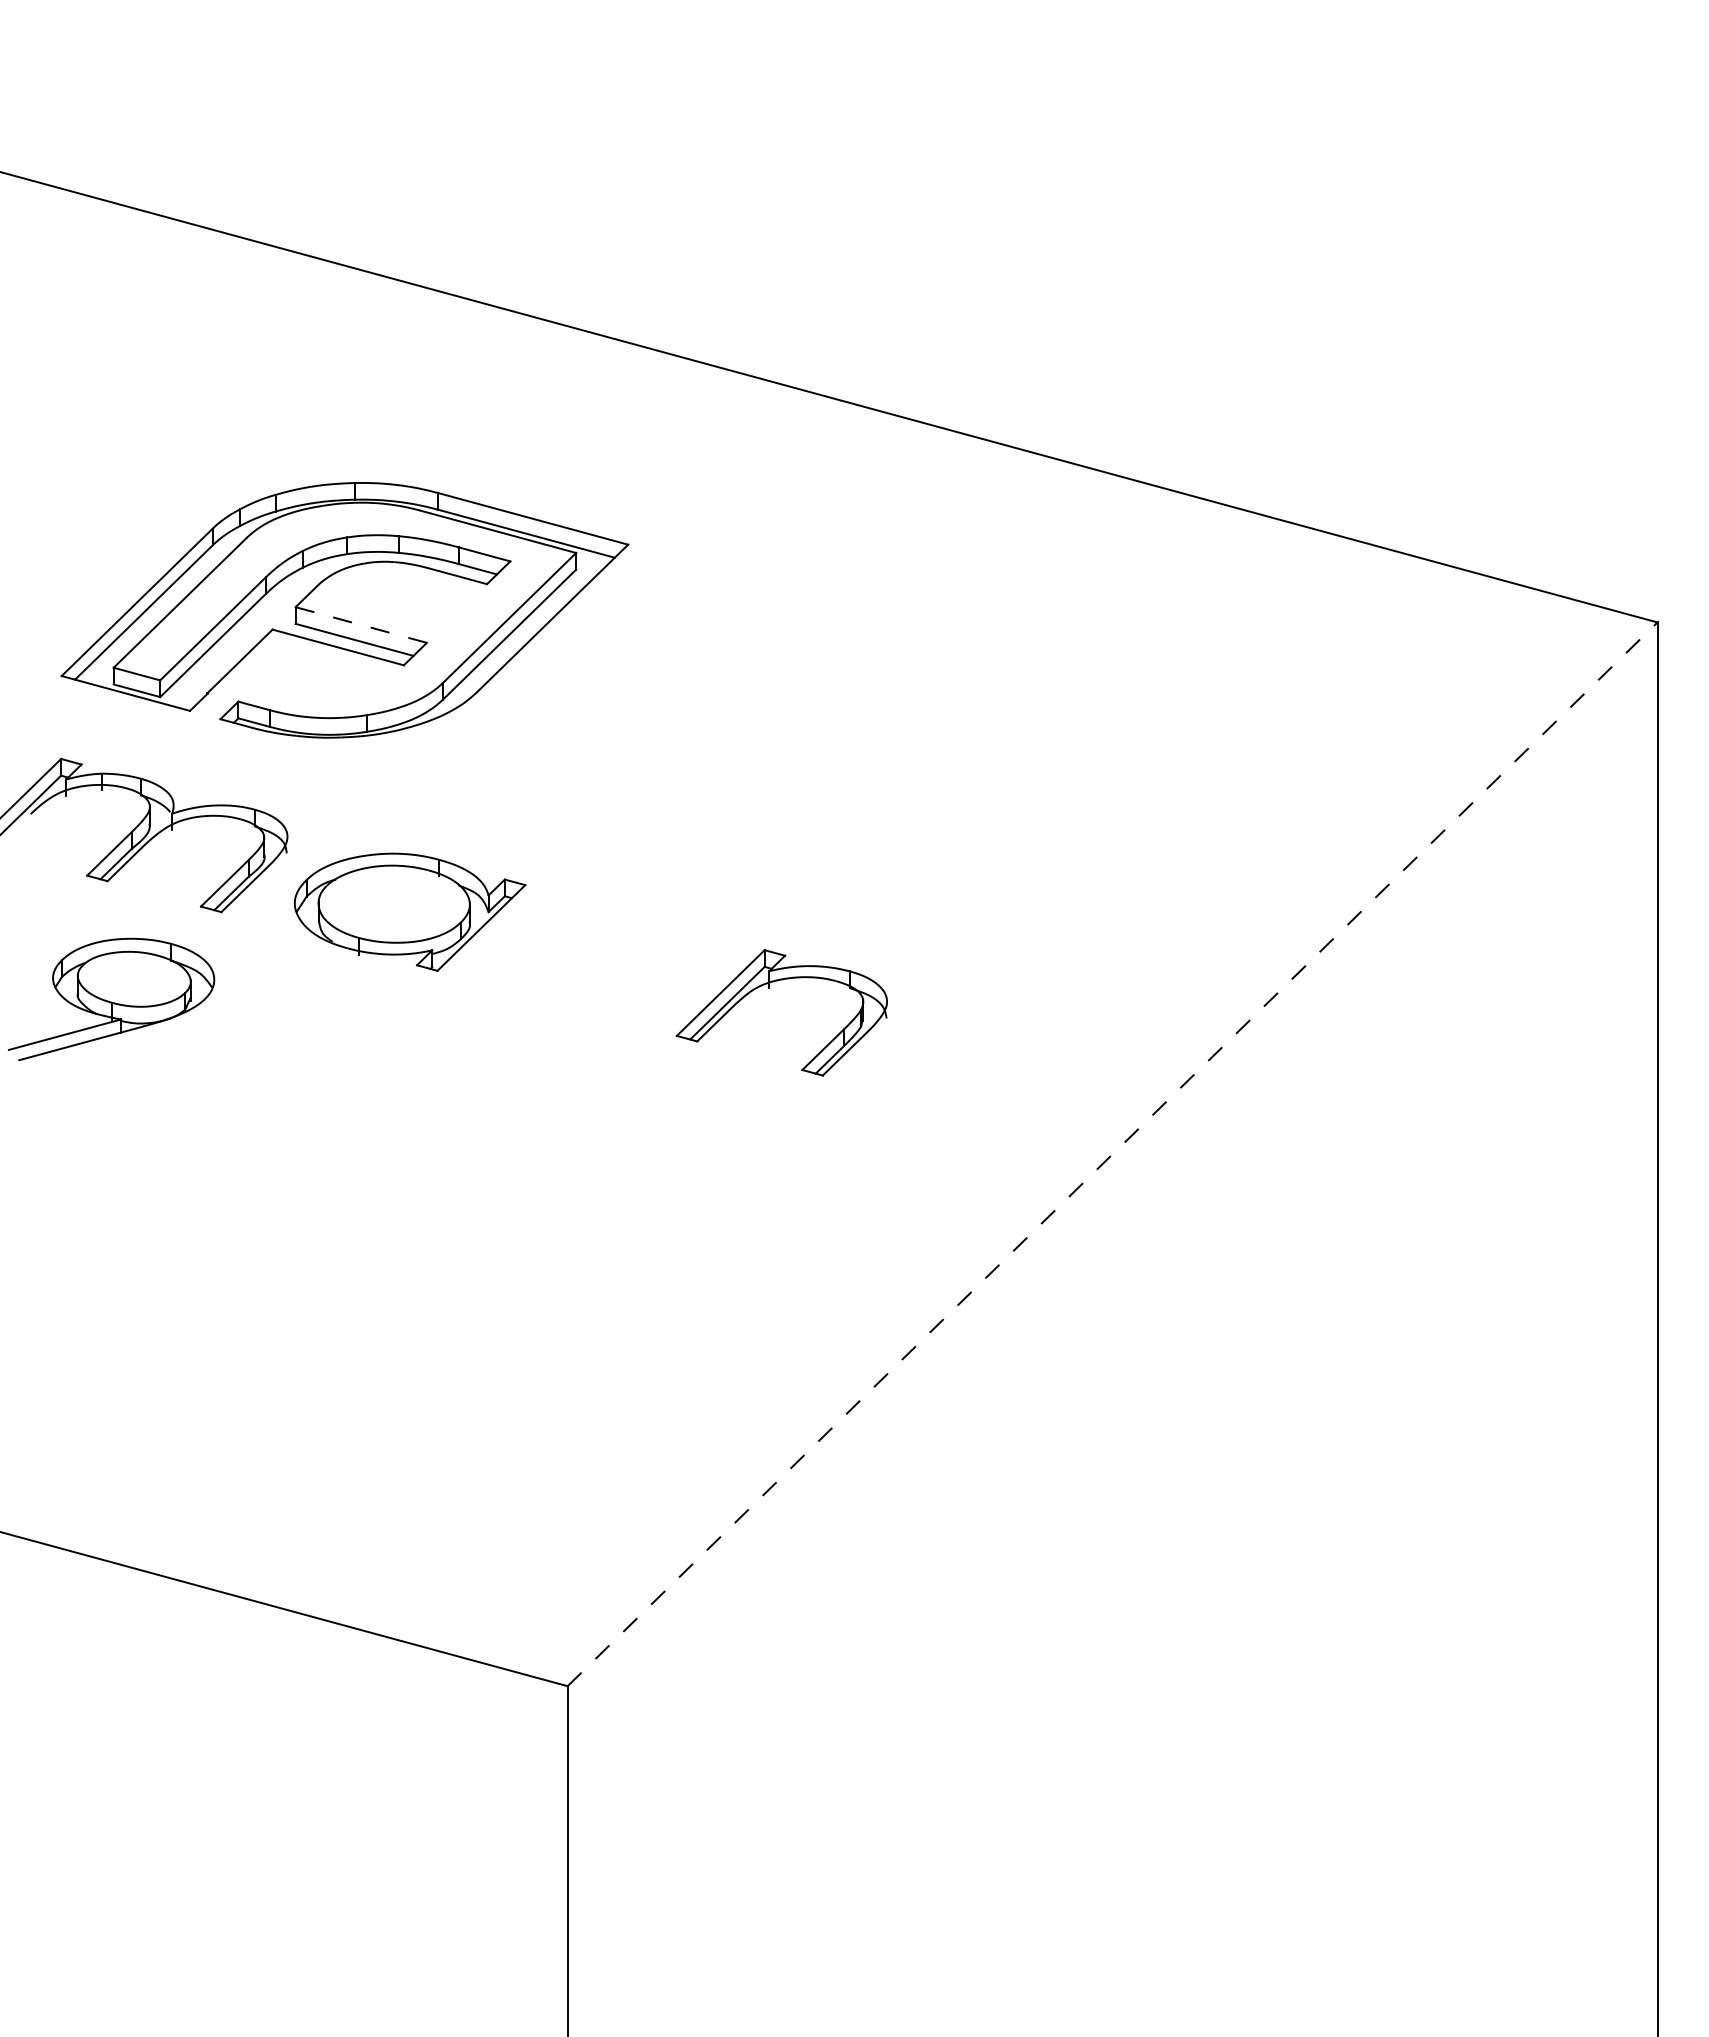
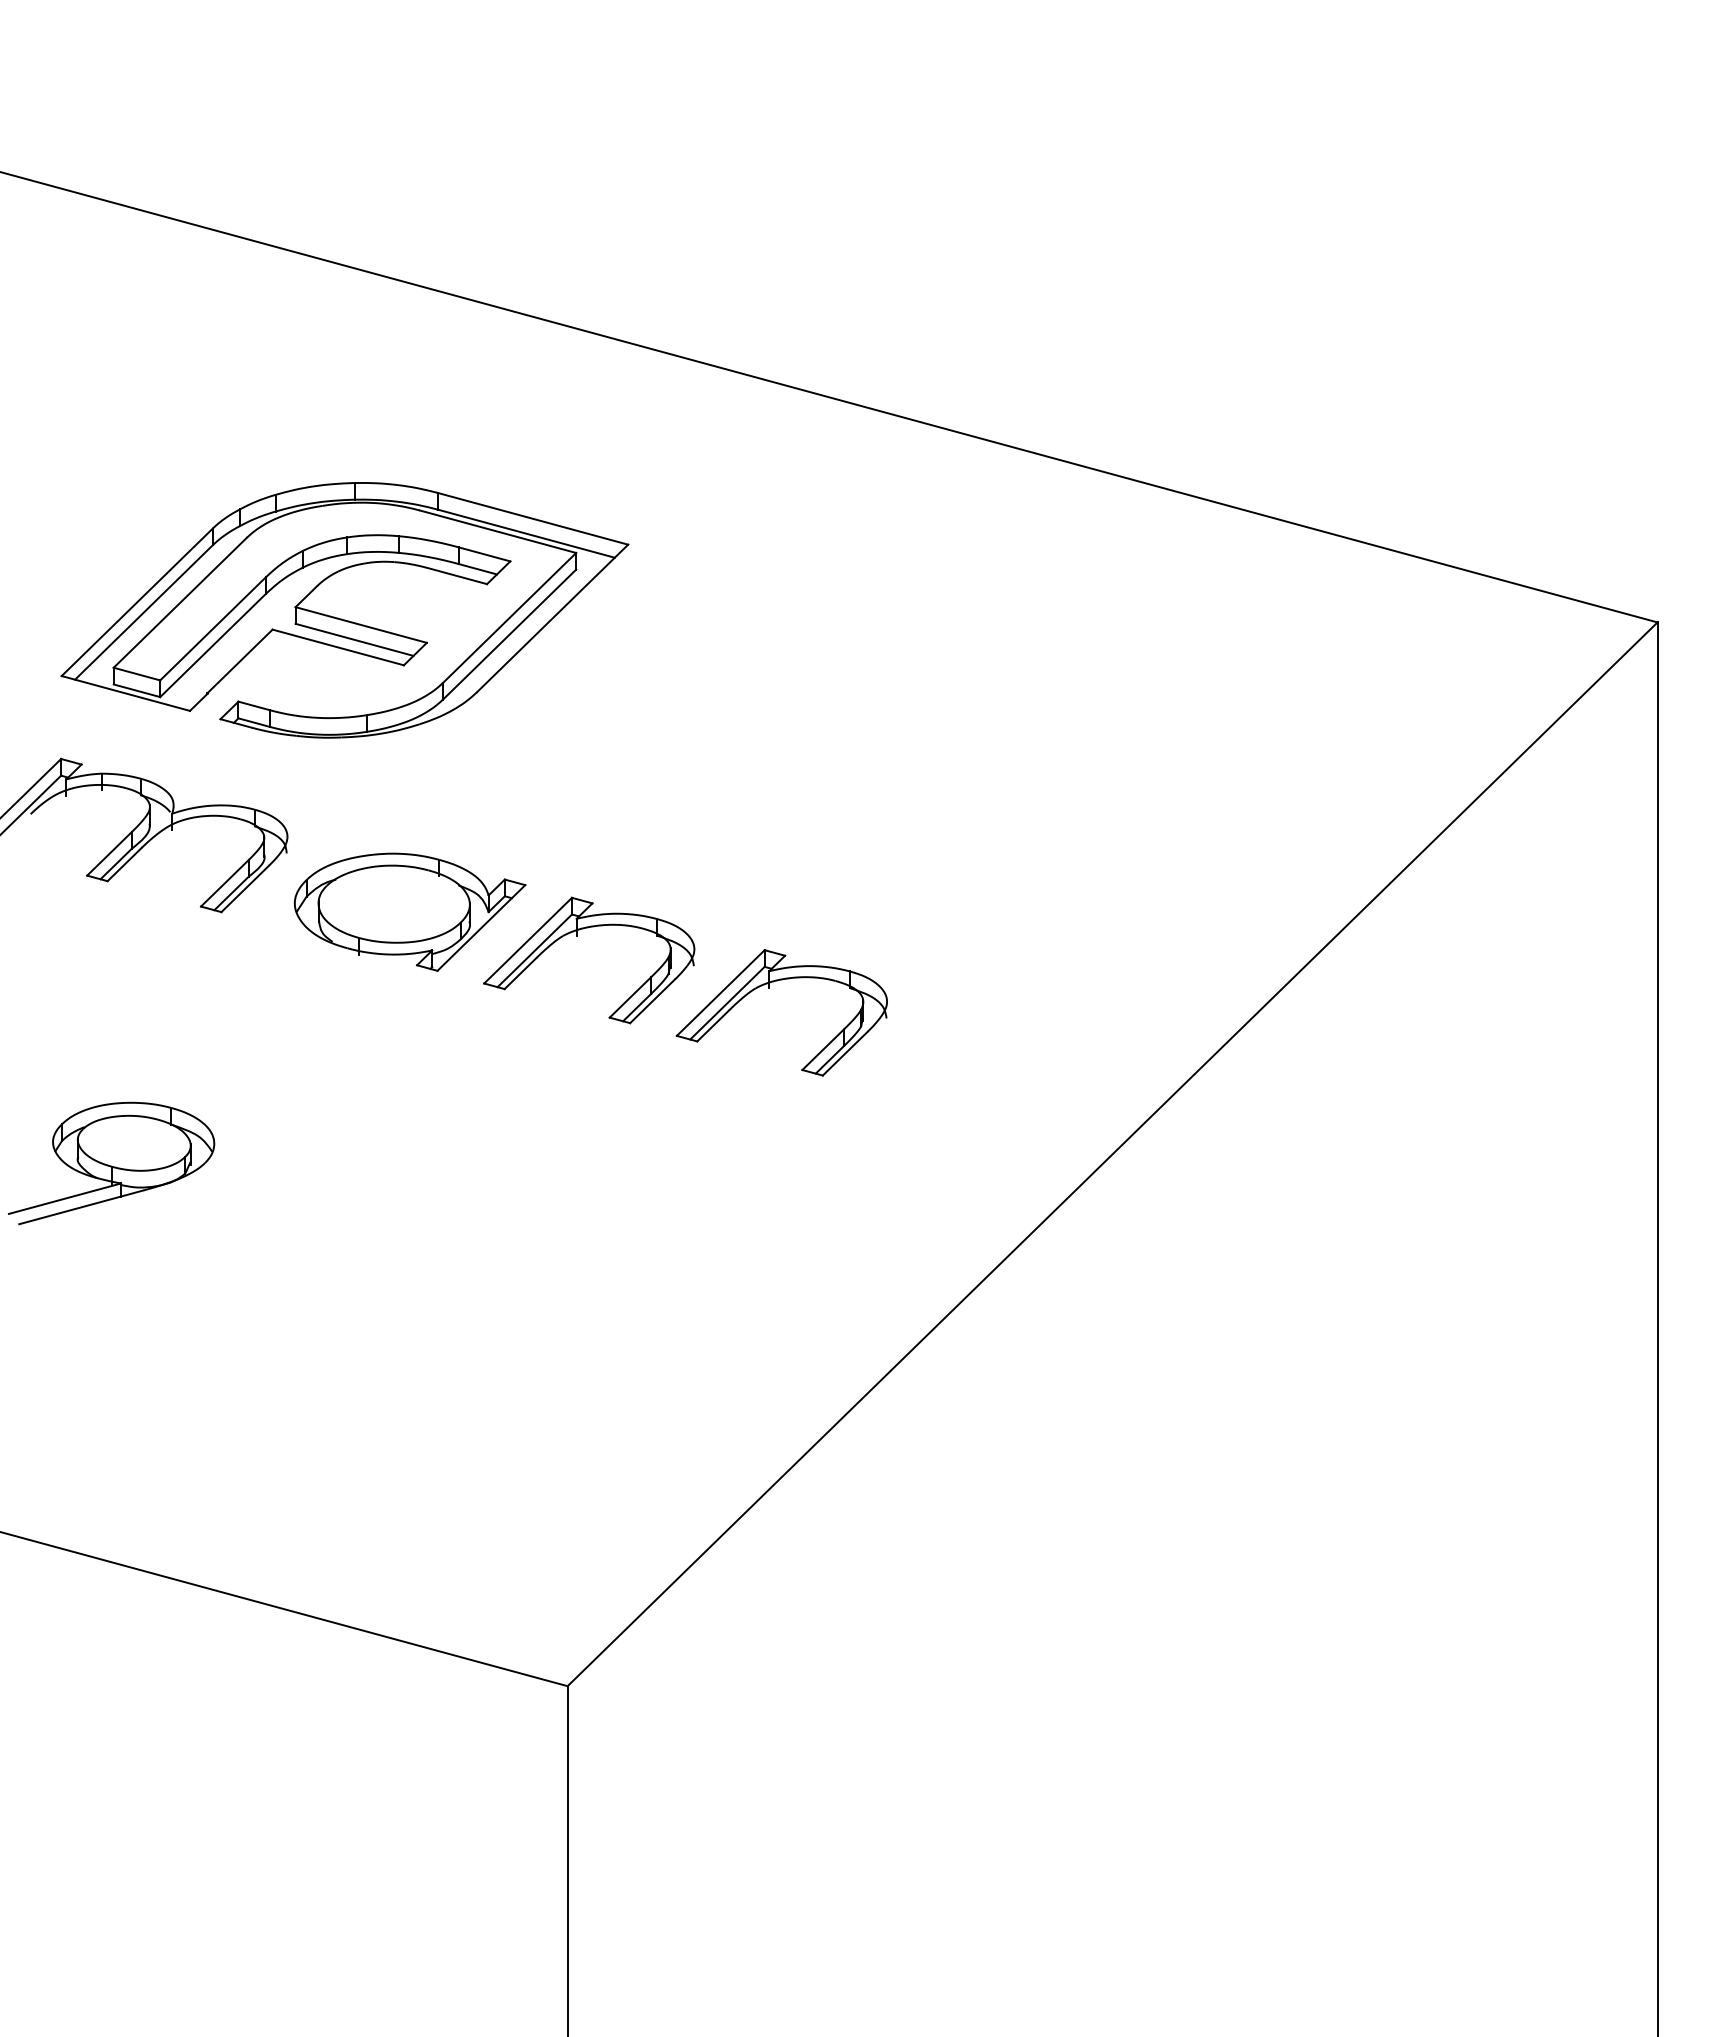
line: dashed -> solid (361, 625)
part: none -> present (577, 936)
part position: (111, 999) -> (111, 1163) (111, 1163)
line: dashed -> solid (1112, 1153)
